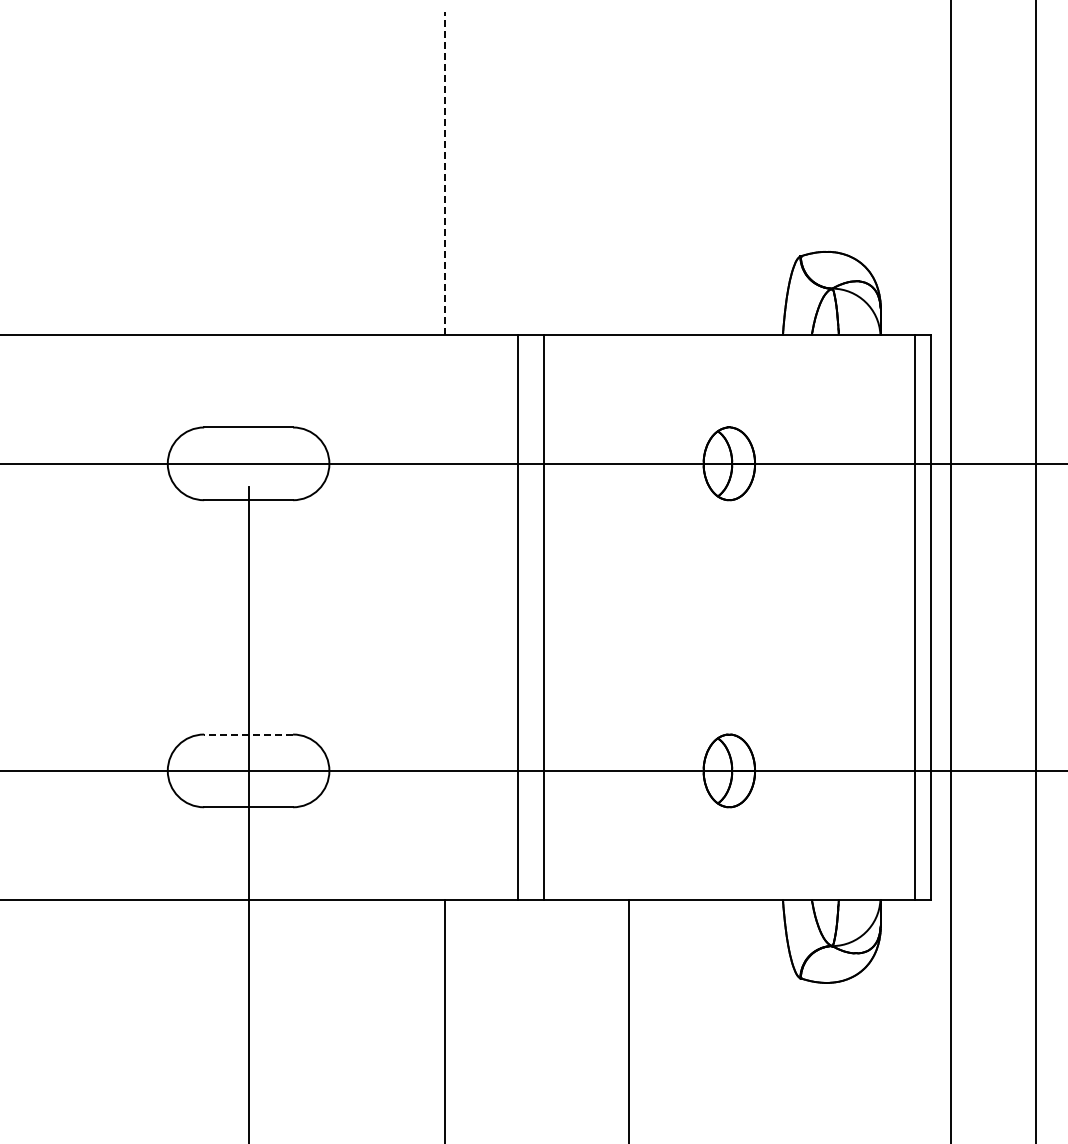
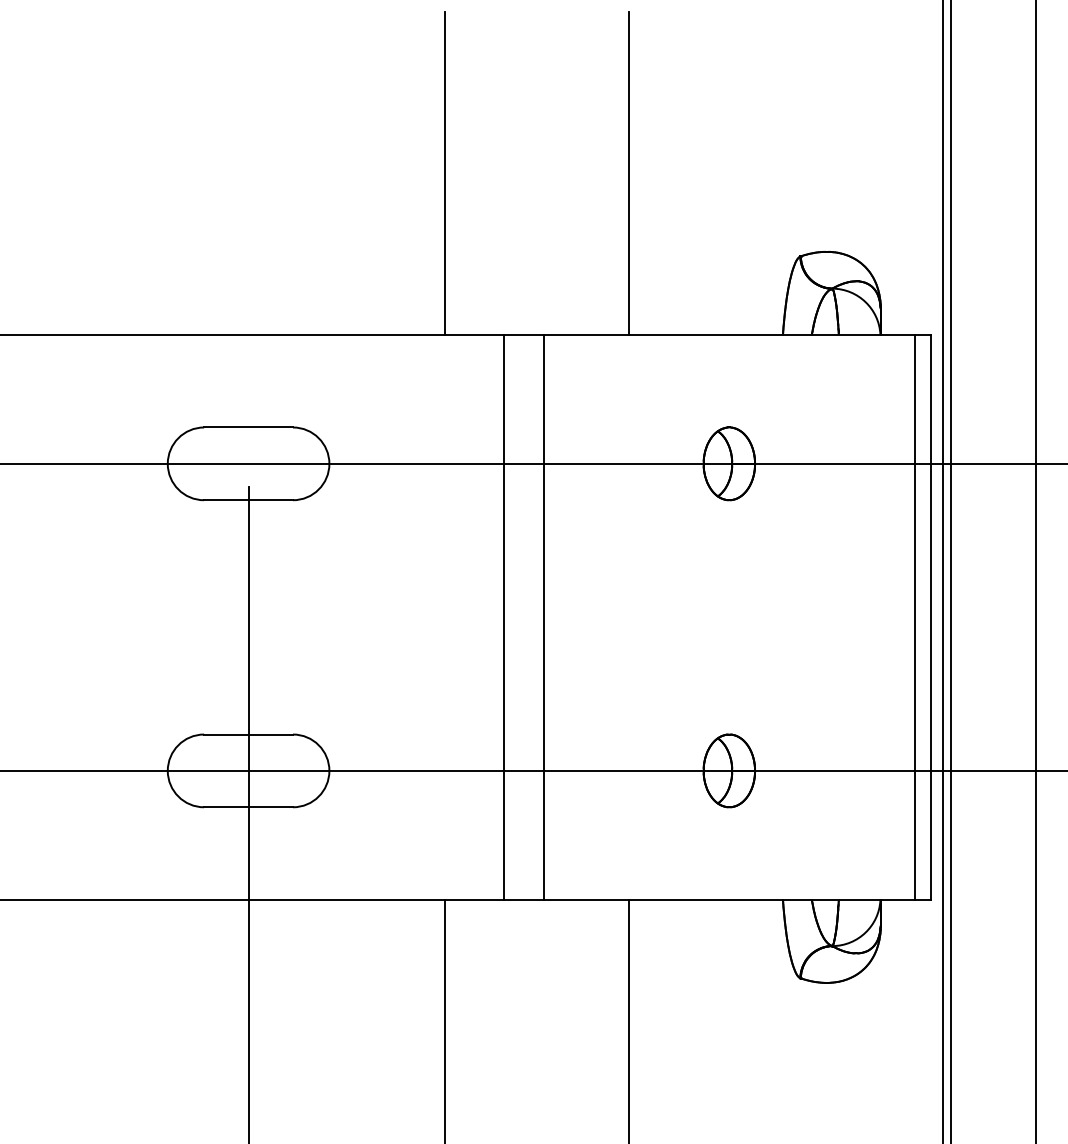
line: dashed -> solid (445, 172)
line: none -> present (629, 172)
line: none -> present (942, 571)
line position: (517, 617) -> (503, 617) (503, 617)
line: dashed -> solid (248, 734)
